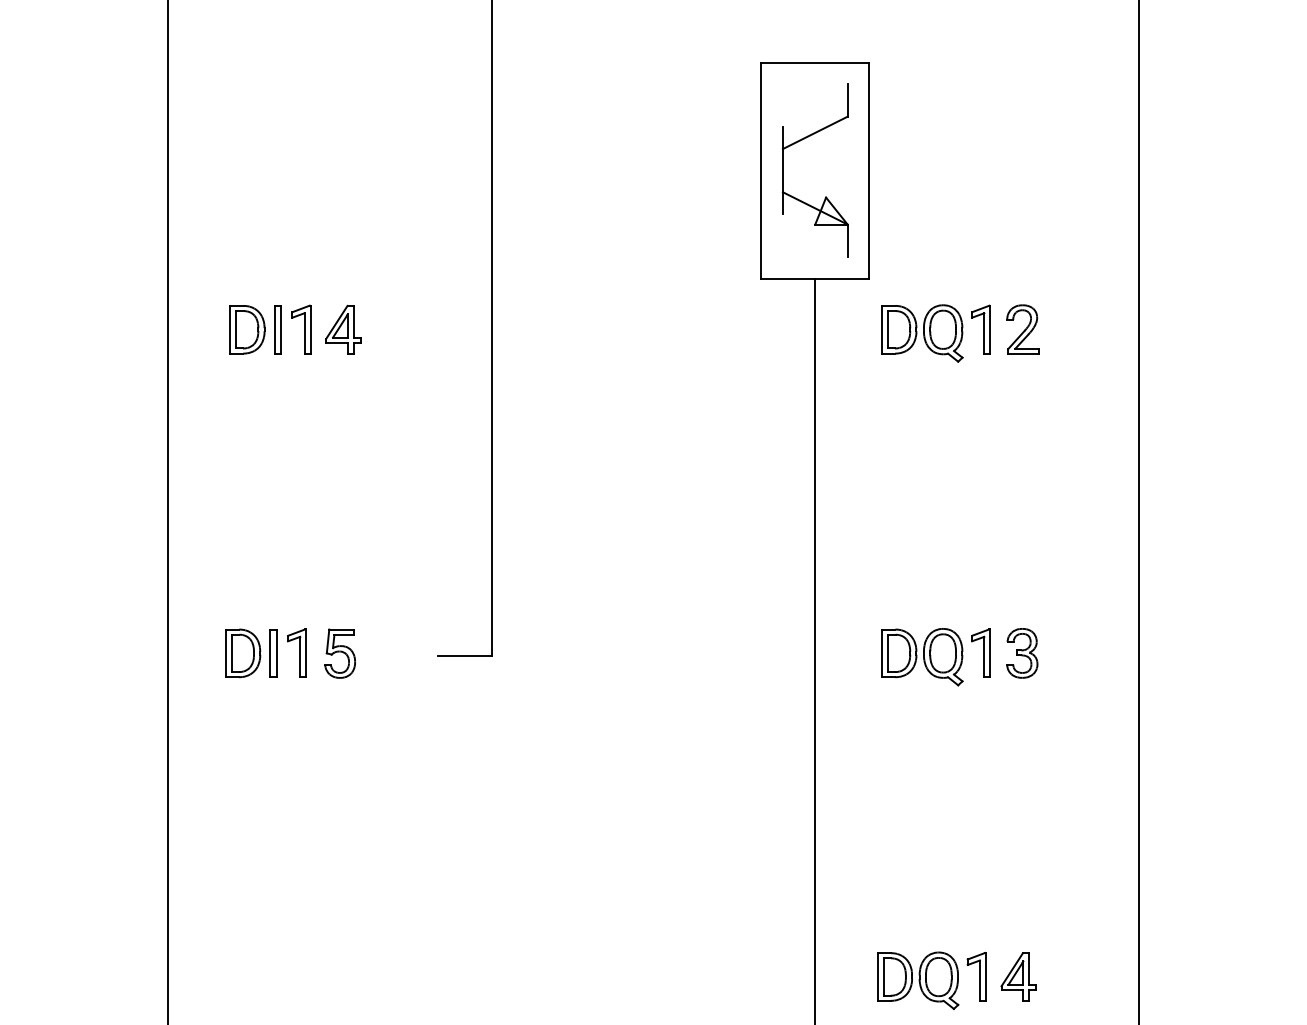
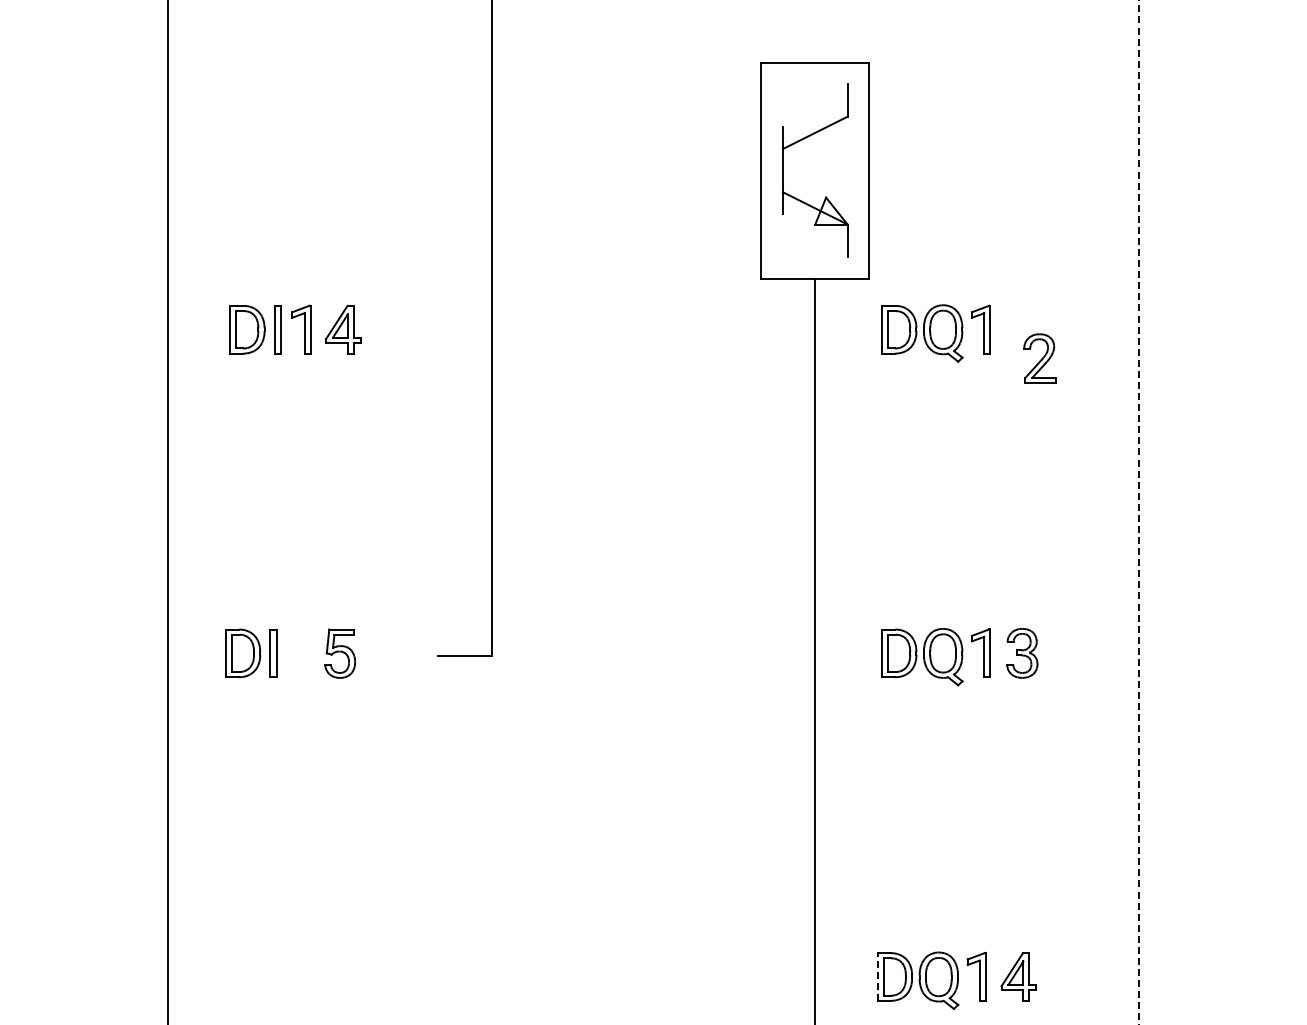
part position: (1022, 329) -> (1039, 358) (1039, 358)
line: solid -> dashed (1138, 513)
part: present -> none (296, 652)
line: solid -> dashed (877, 977)
